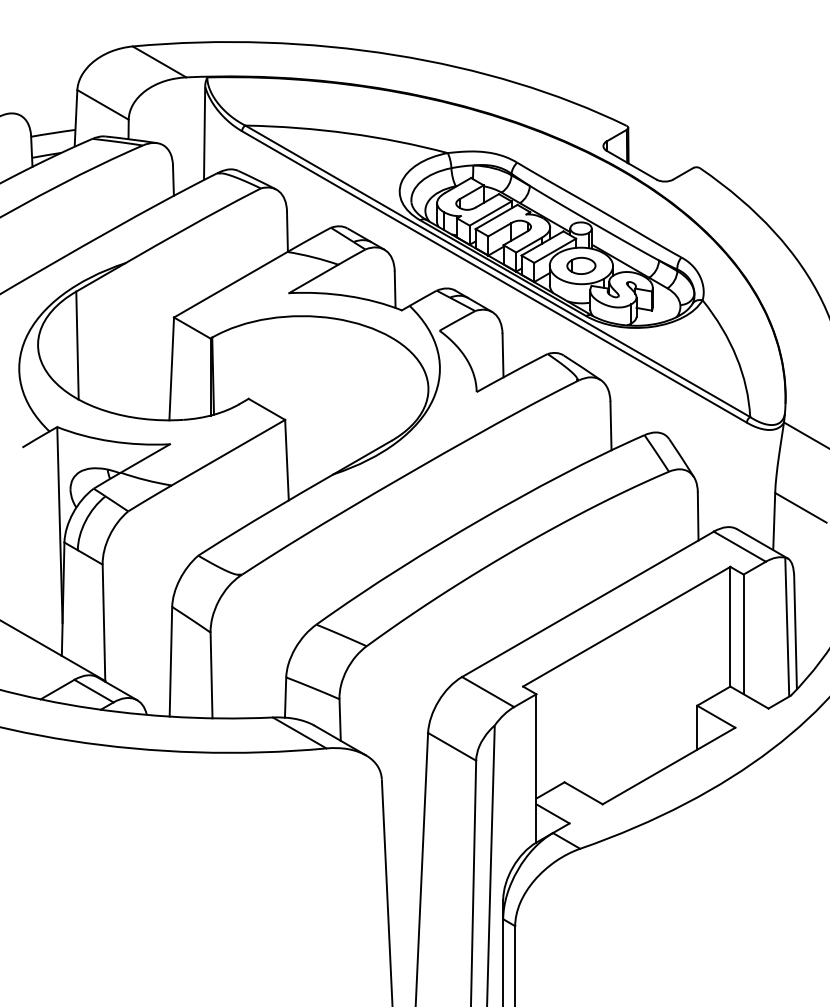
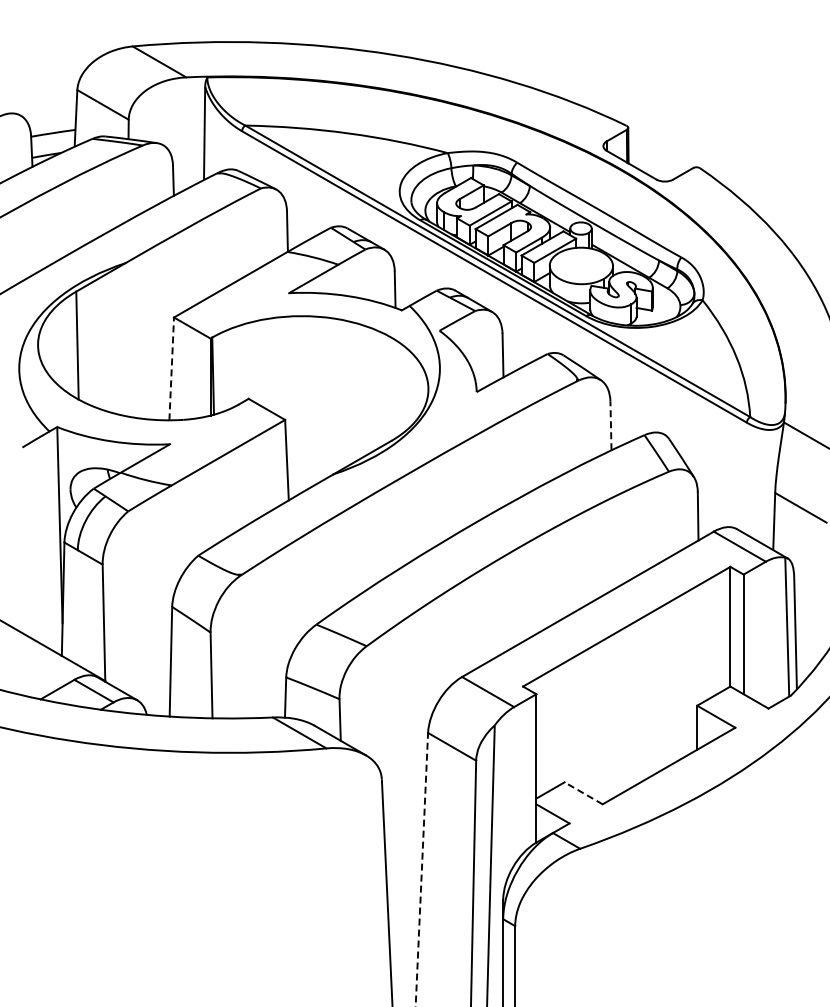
part: present -> none (581, 265)
line: solid -> dashed (171, 368)
line: solid -> dashed (610, 425)
line: solid -> dashed (583, 793)
line: solid -> dashed (421, 869)
